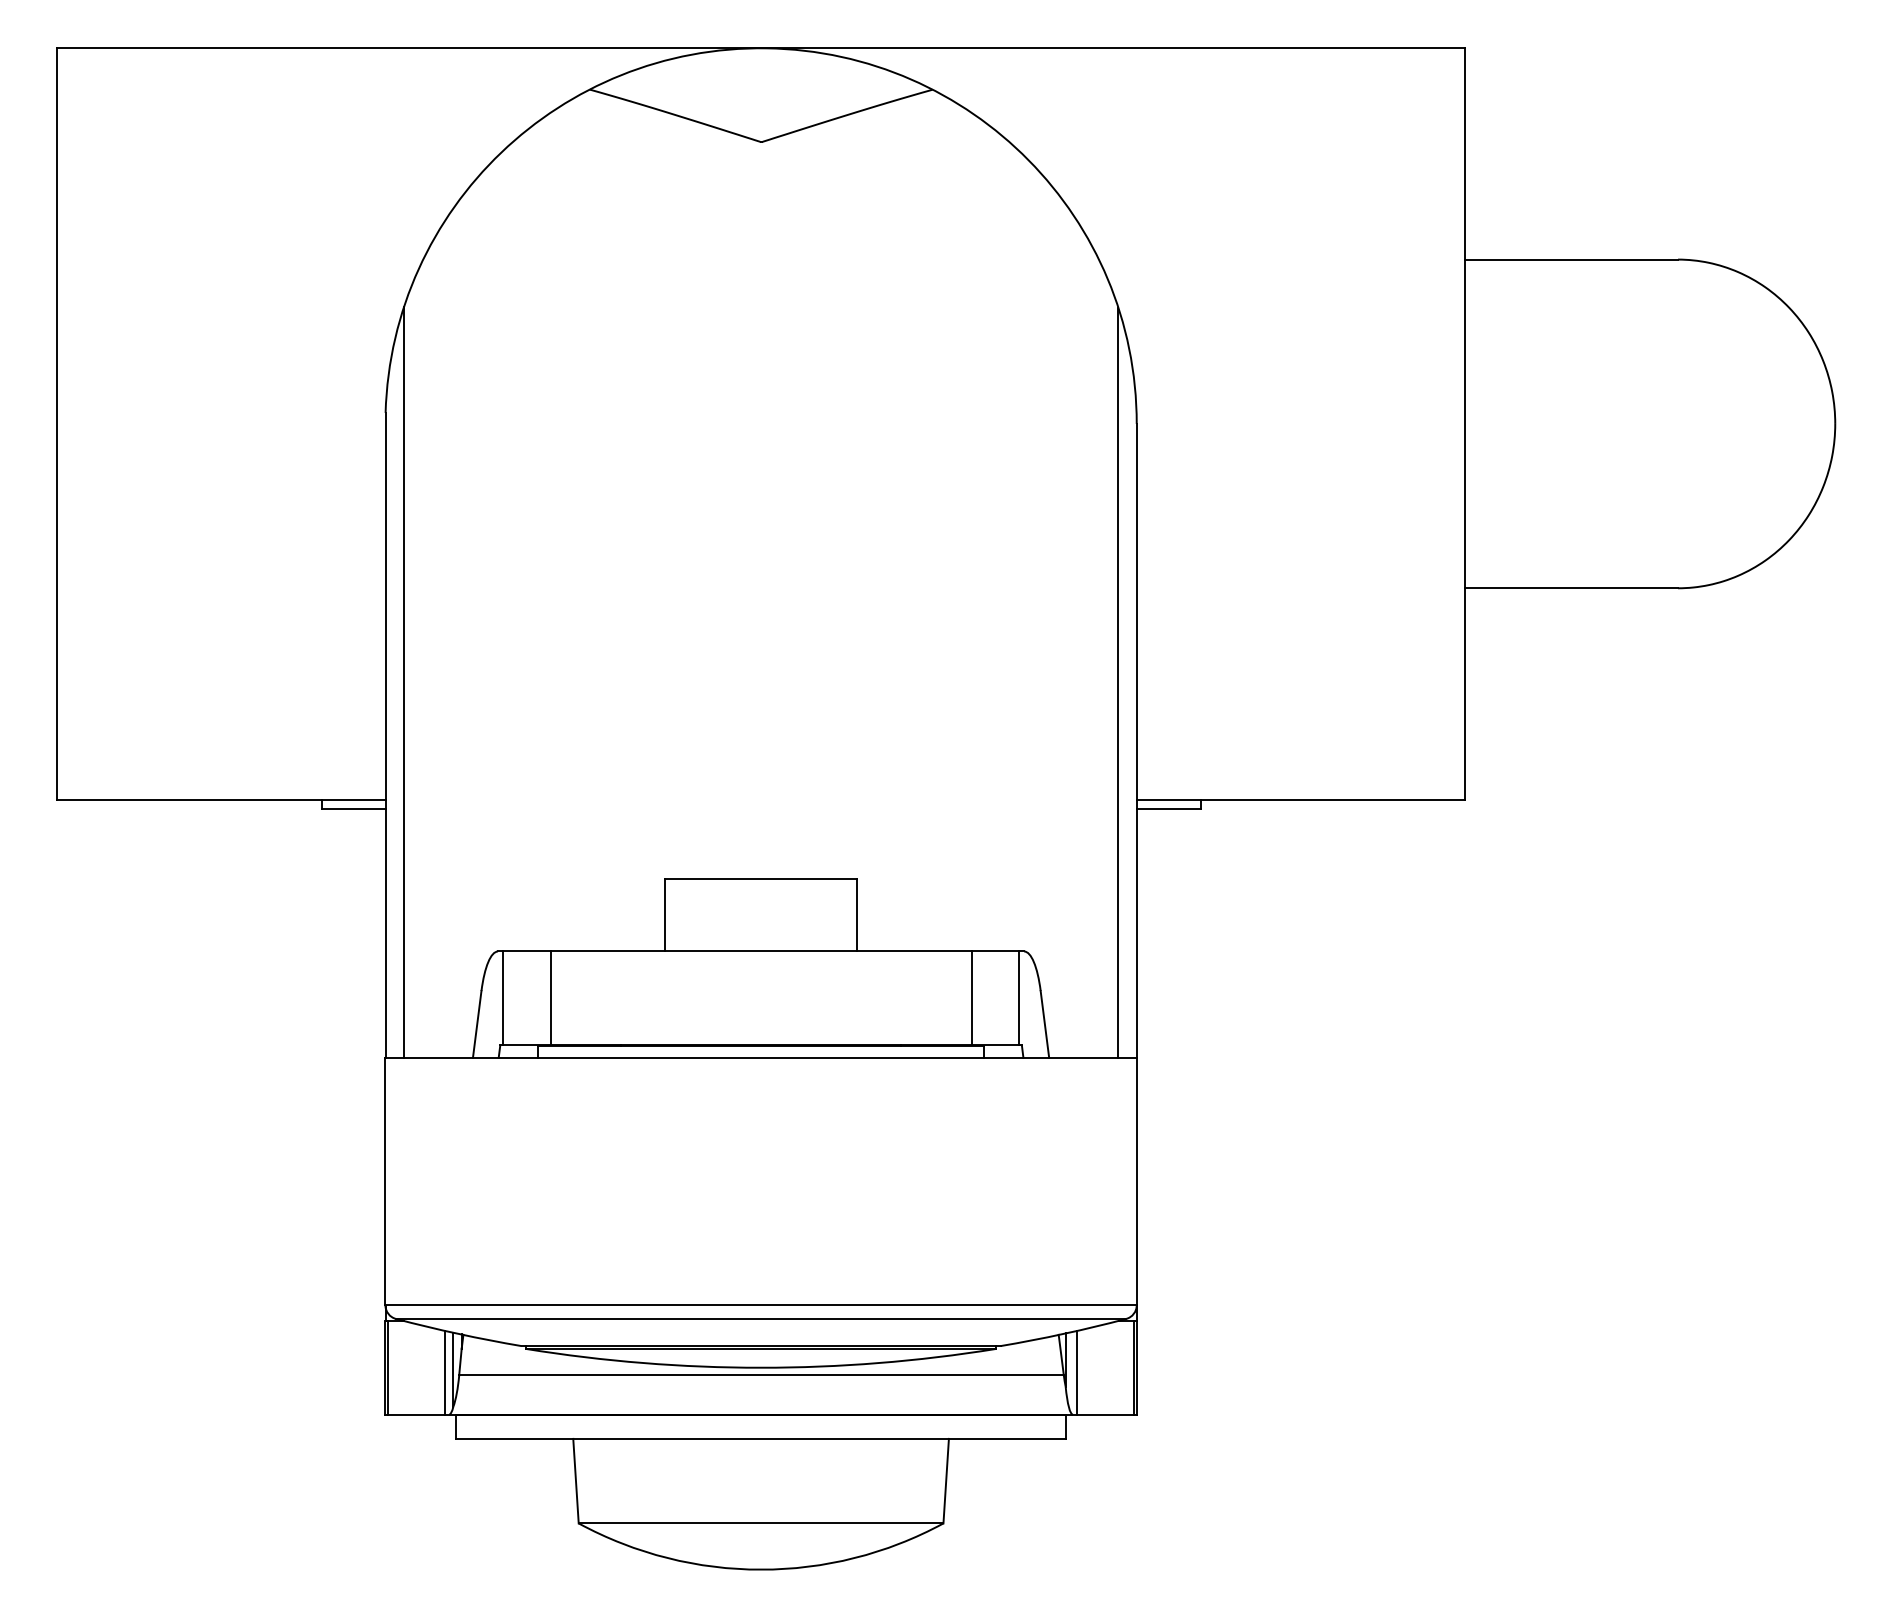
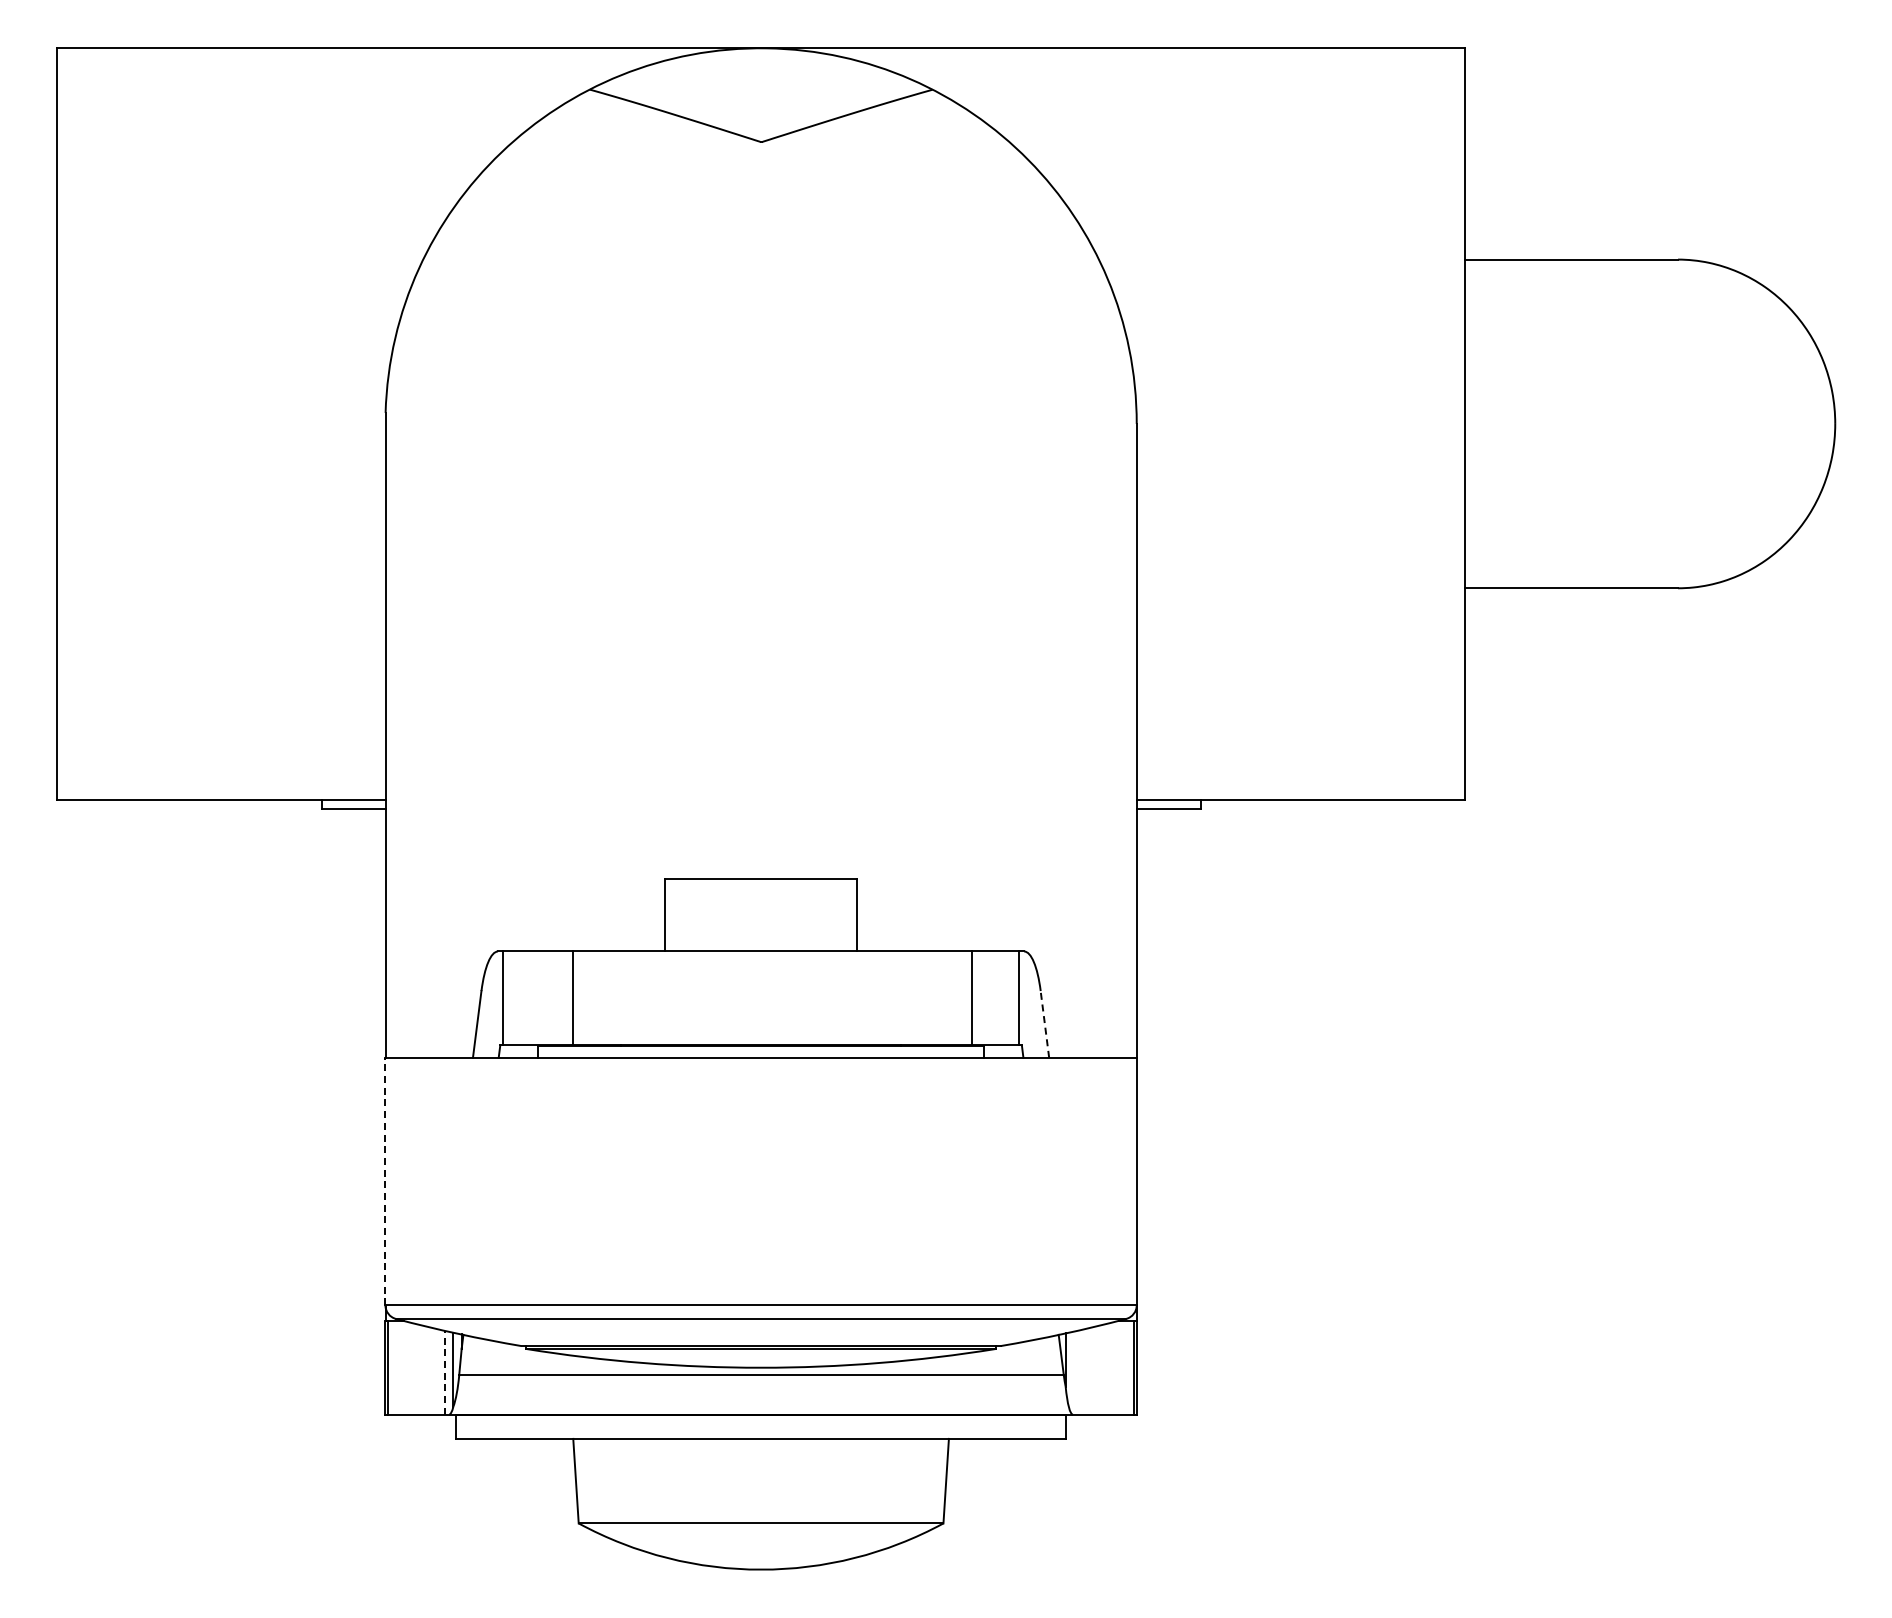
line: present -> none (403, 682)
line: present -> none (1118, 682)
line position: (550, 998) -> (572, 998) (572, 998)
line: solid -> dashed (1044, 1024)
line: solid -> dashed (385, 1181)
line: solid -> dashed (445, 1372)
line: present -> none (1076, 1372)
